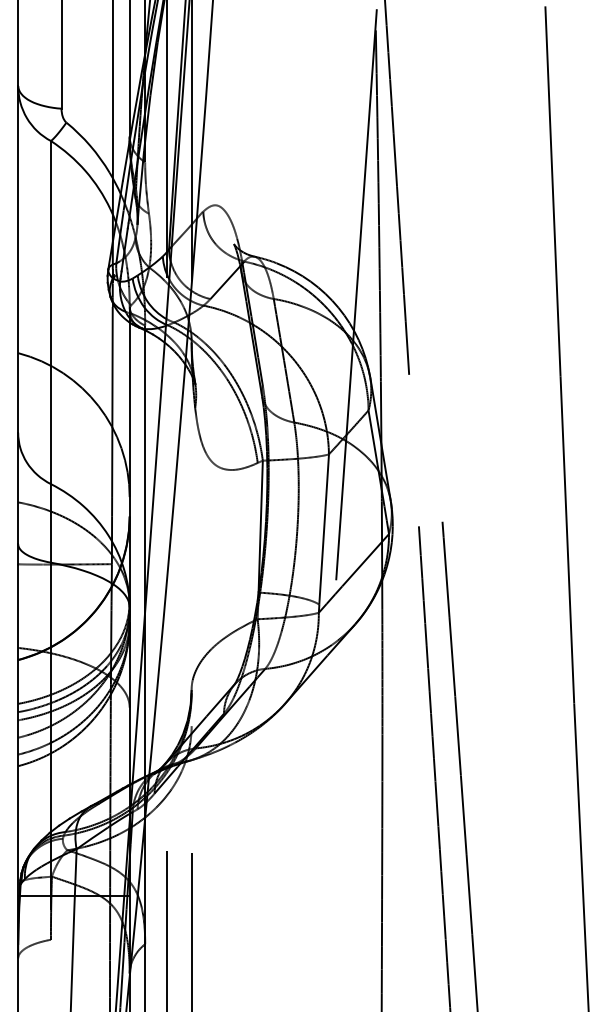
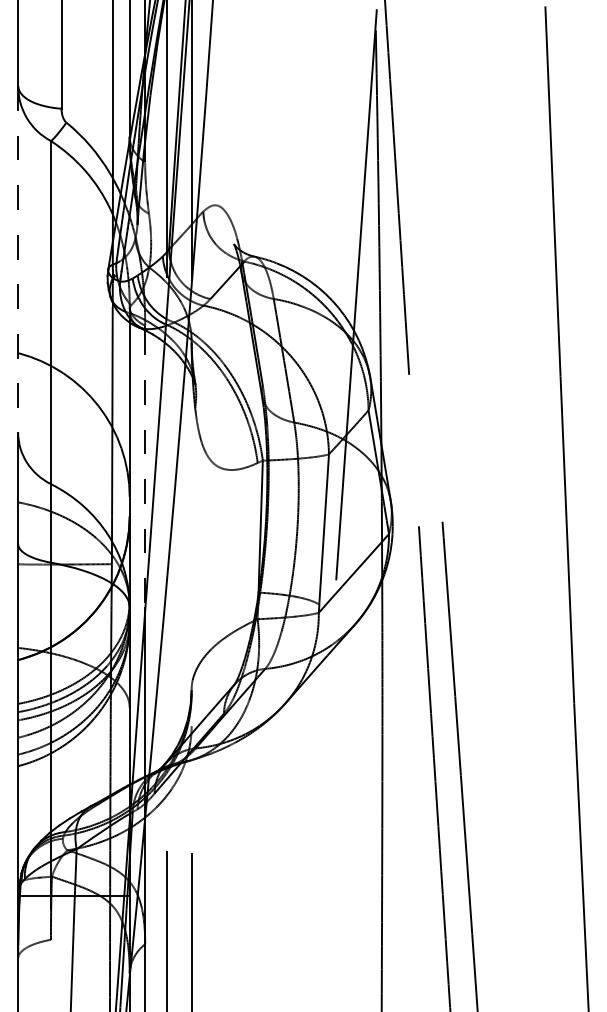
line: solid -> dashed (18, 259)
line: solid -> dashed (145, 469)
